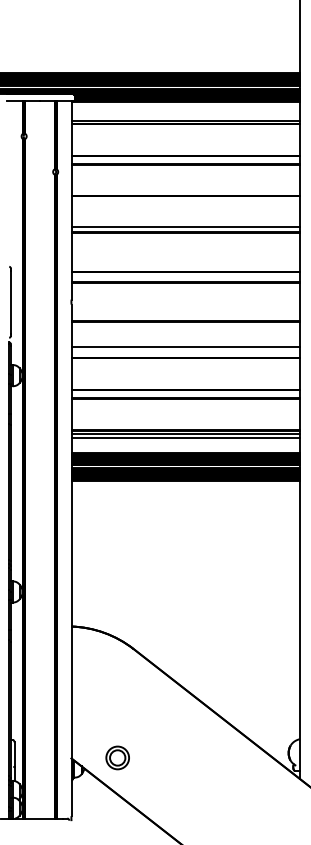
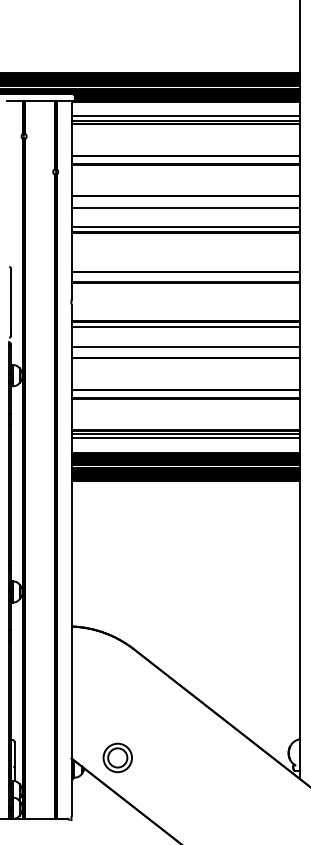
line: none -> present (185, 116)
line: none -> present (185, 207)
line: none -> present (185, 326)
part size: 25x26 px -> 31x32 px (117, 757)
